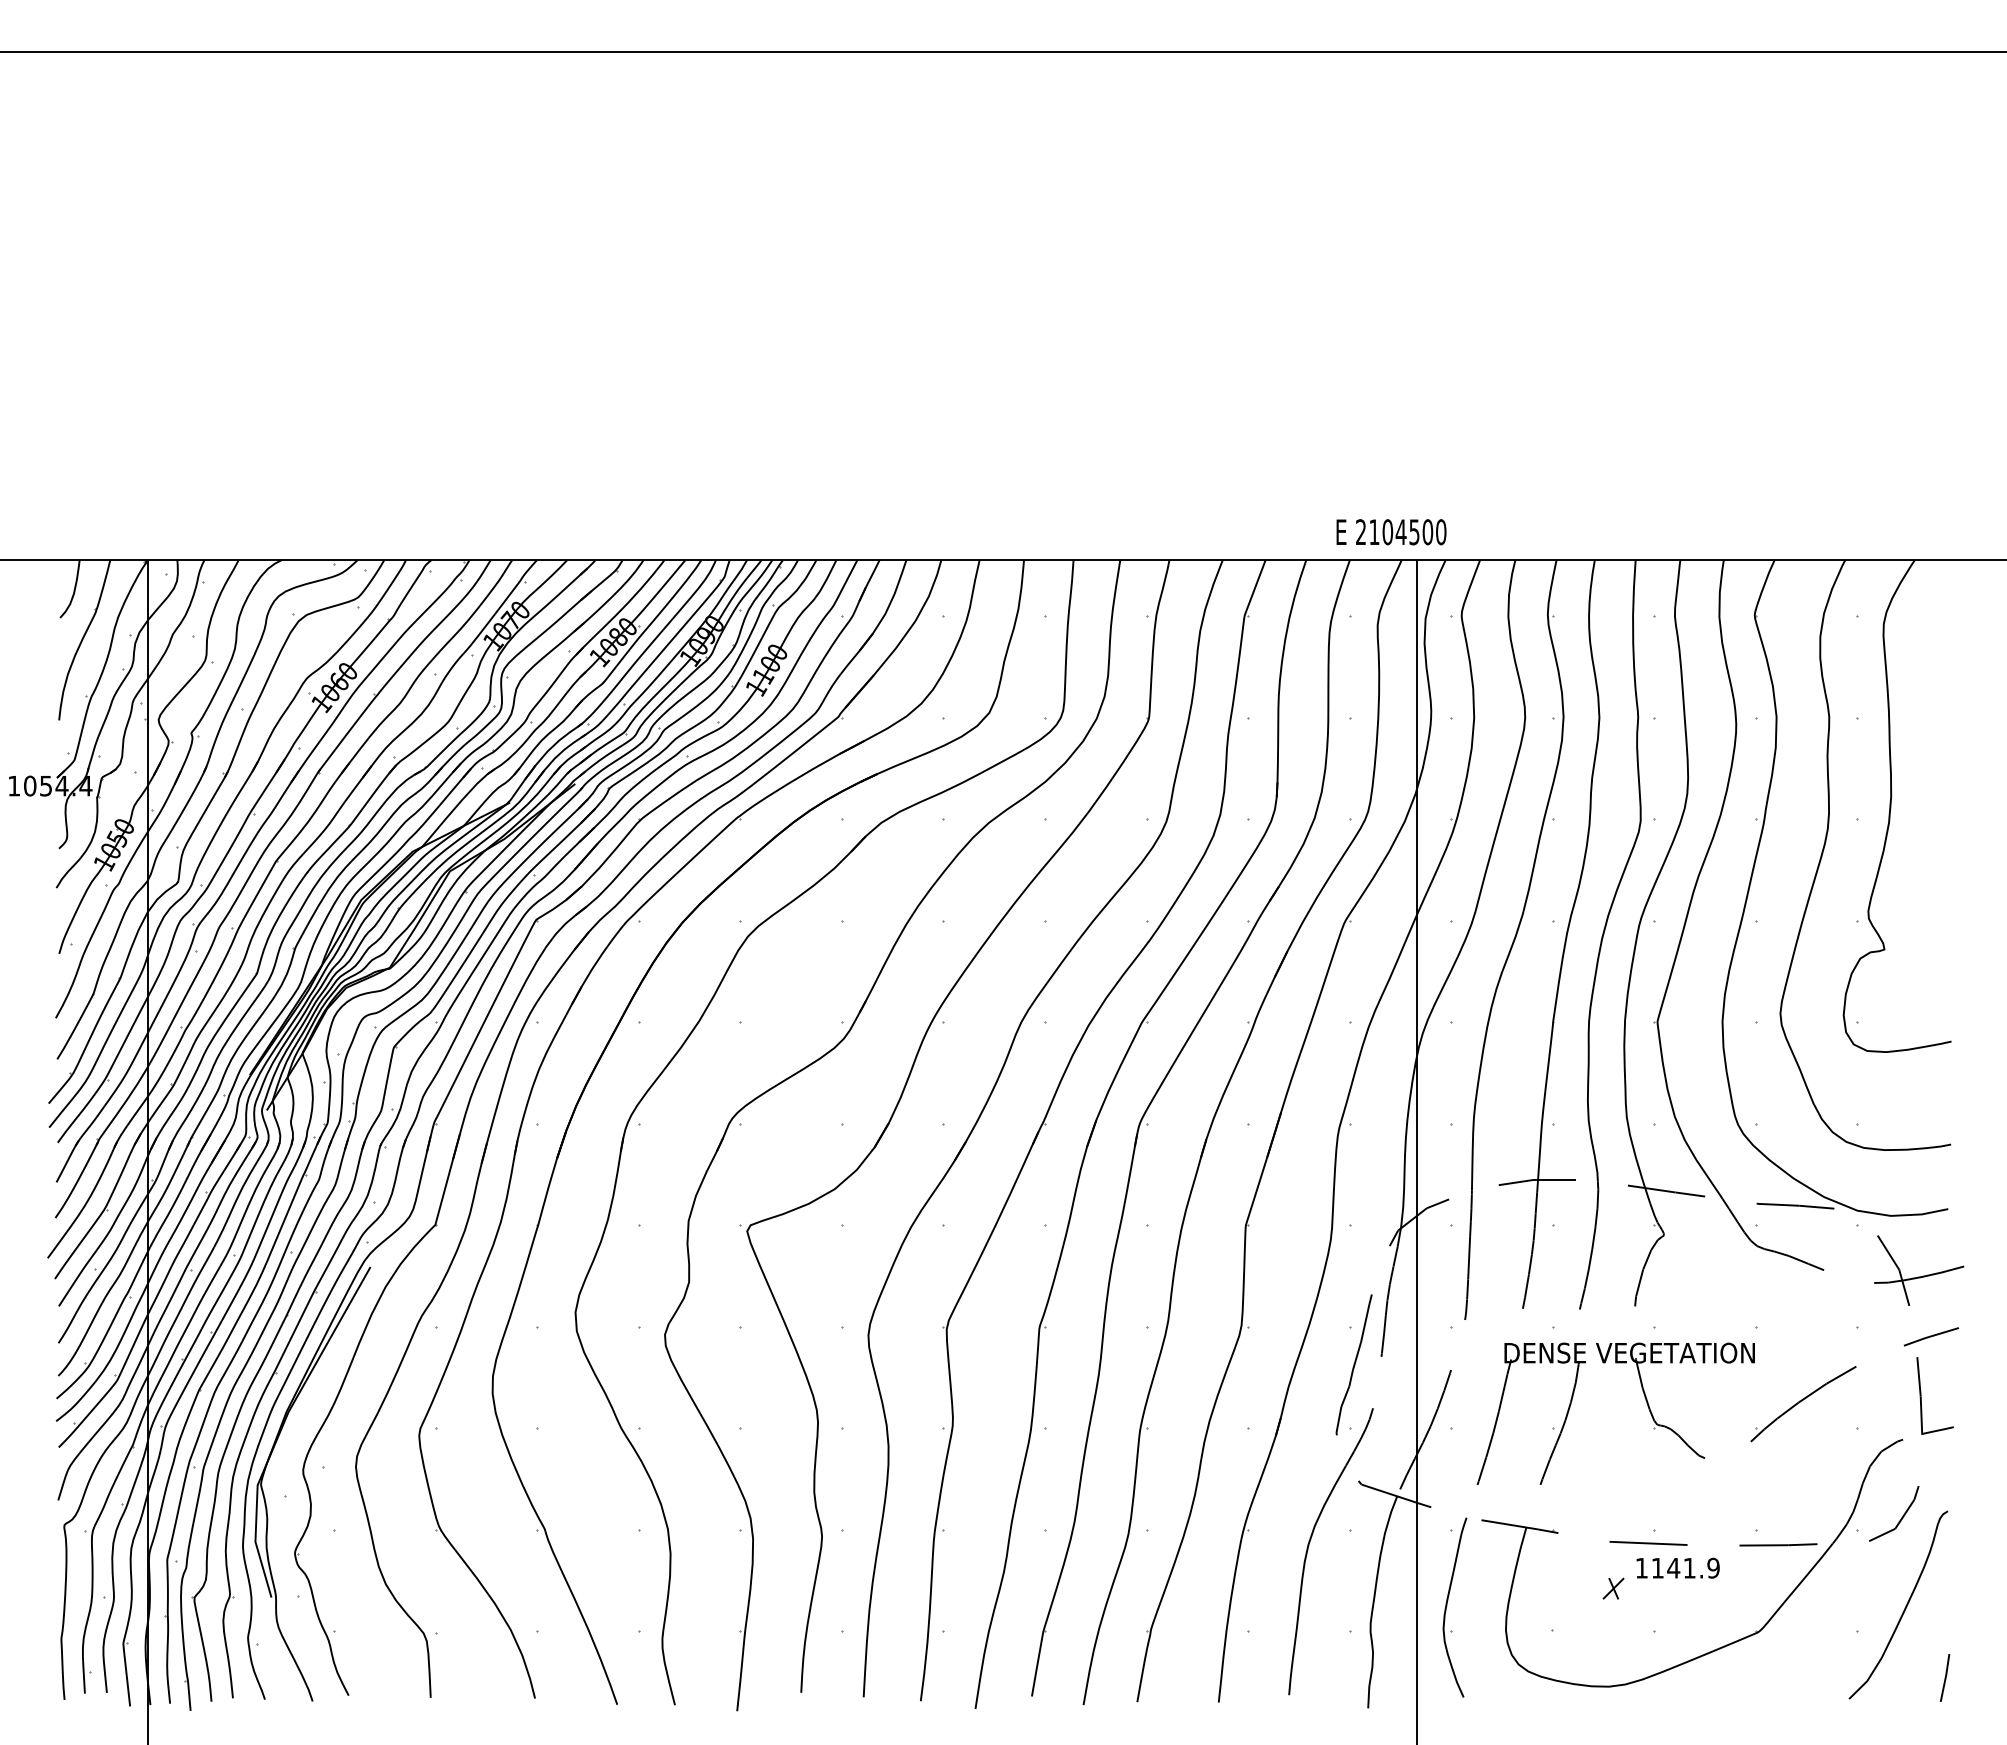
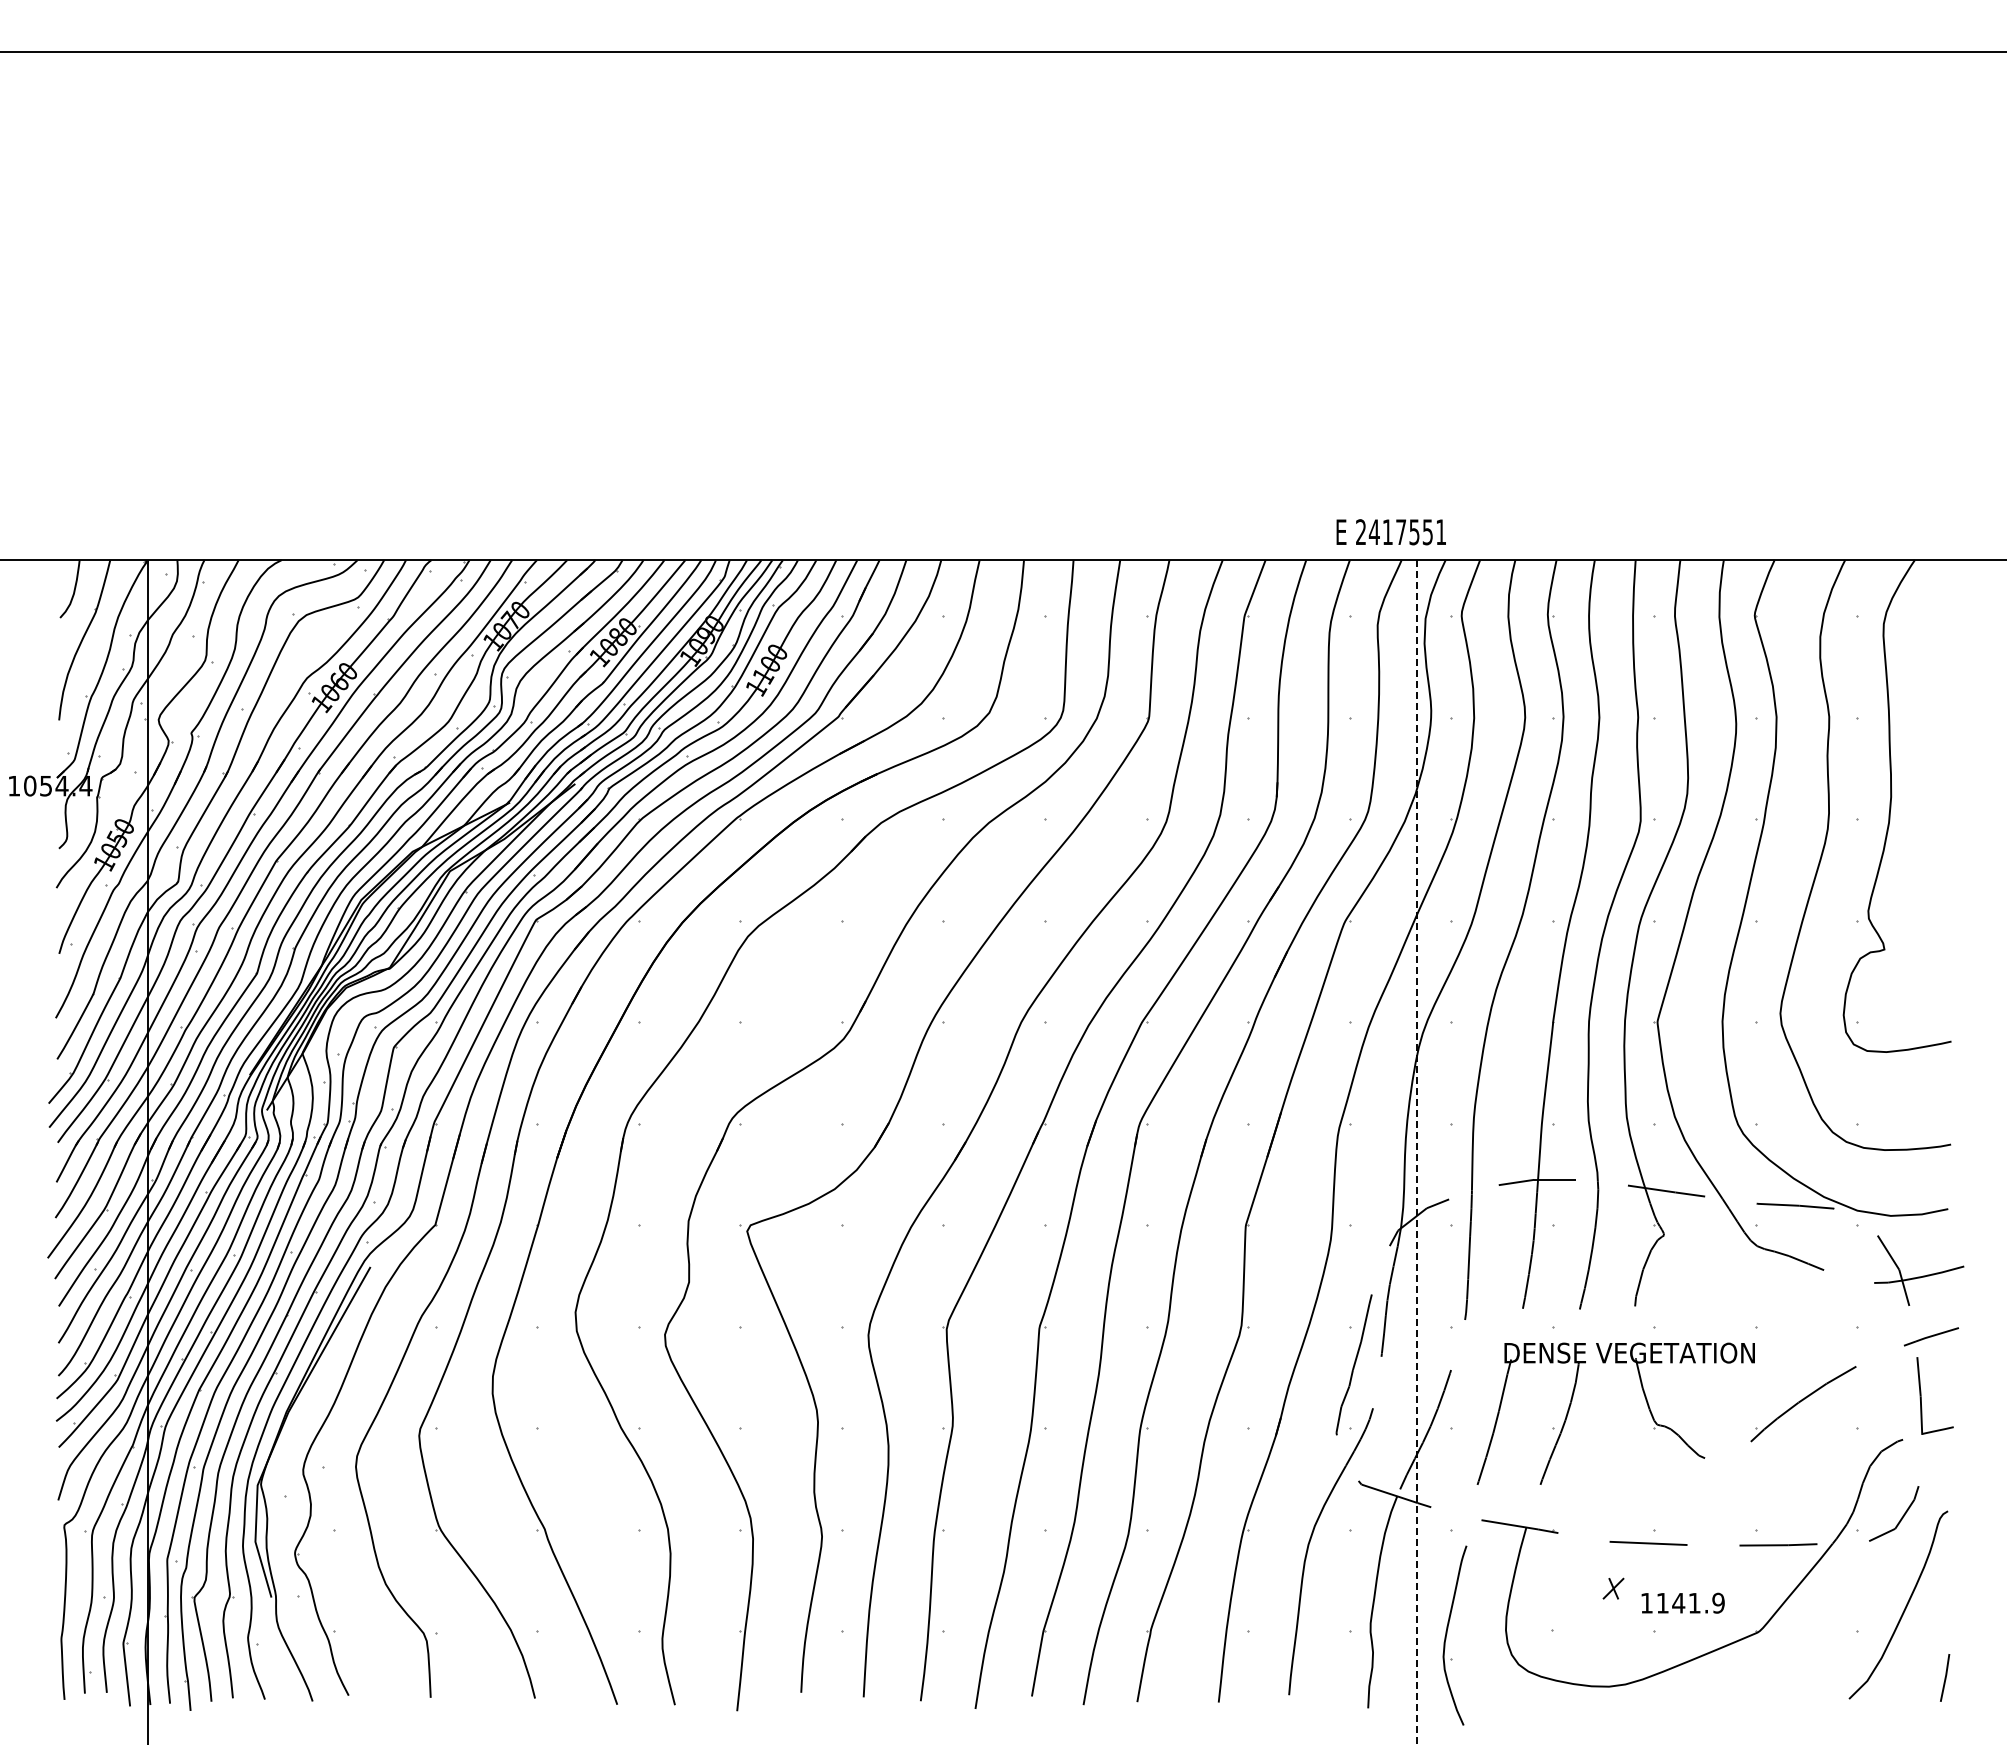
text: 2104500 -> 2417551 (1407, 532)
line: solid -> dashed (1417, 1152)
text position: (1677, 1567) -> (1682, 1602) (1682, 1602)
part position: (1447, 1606) -> (1447, 1634) (1447, 1634)
